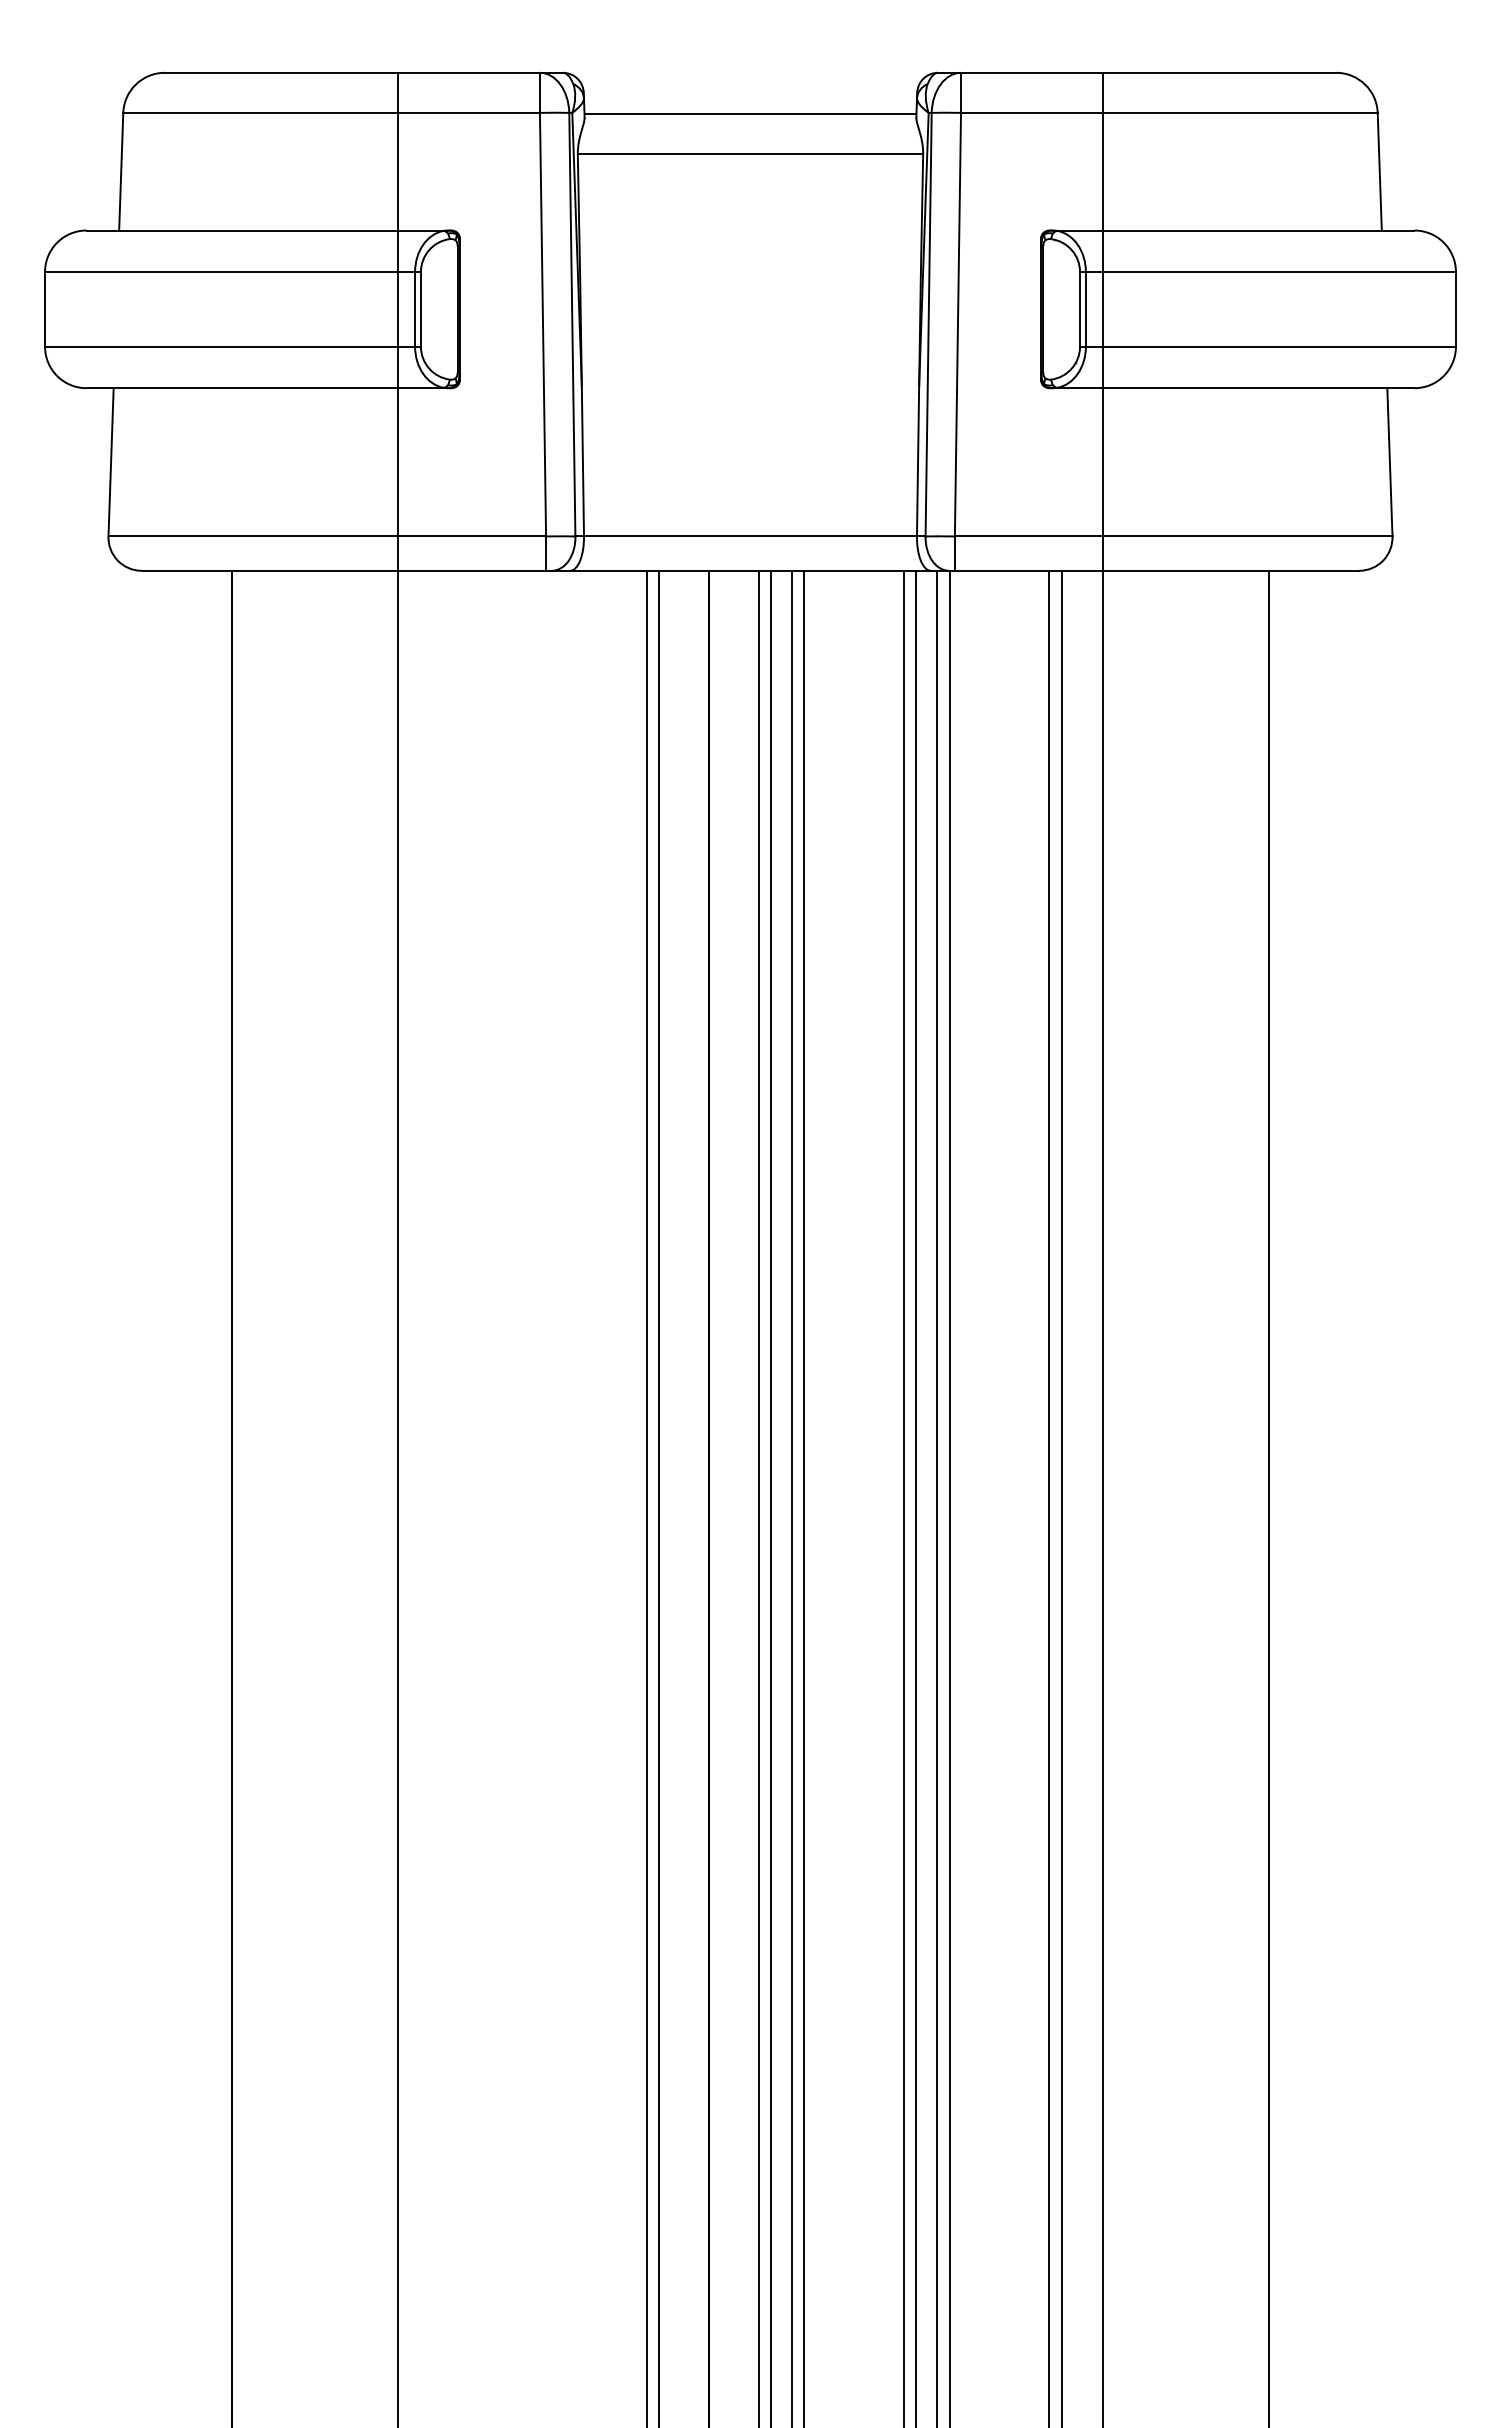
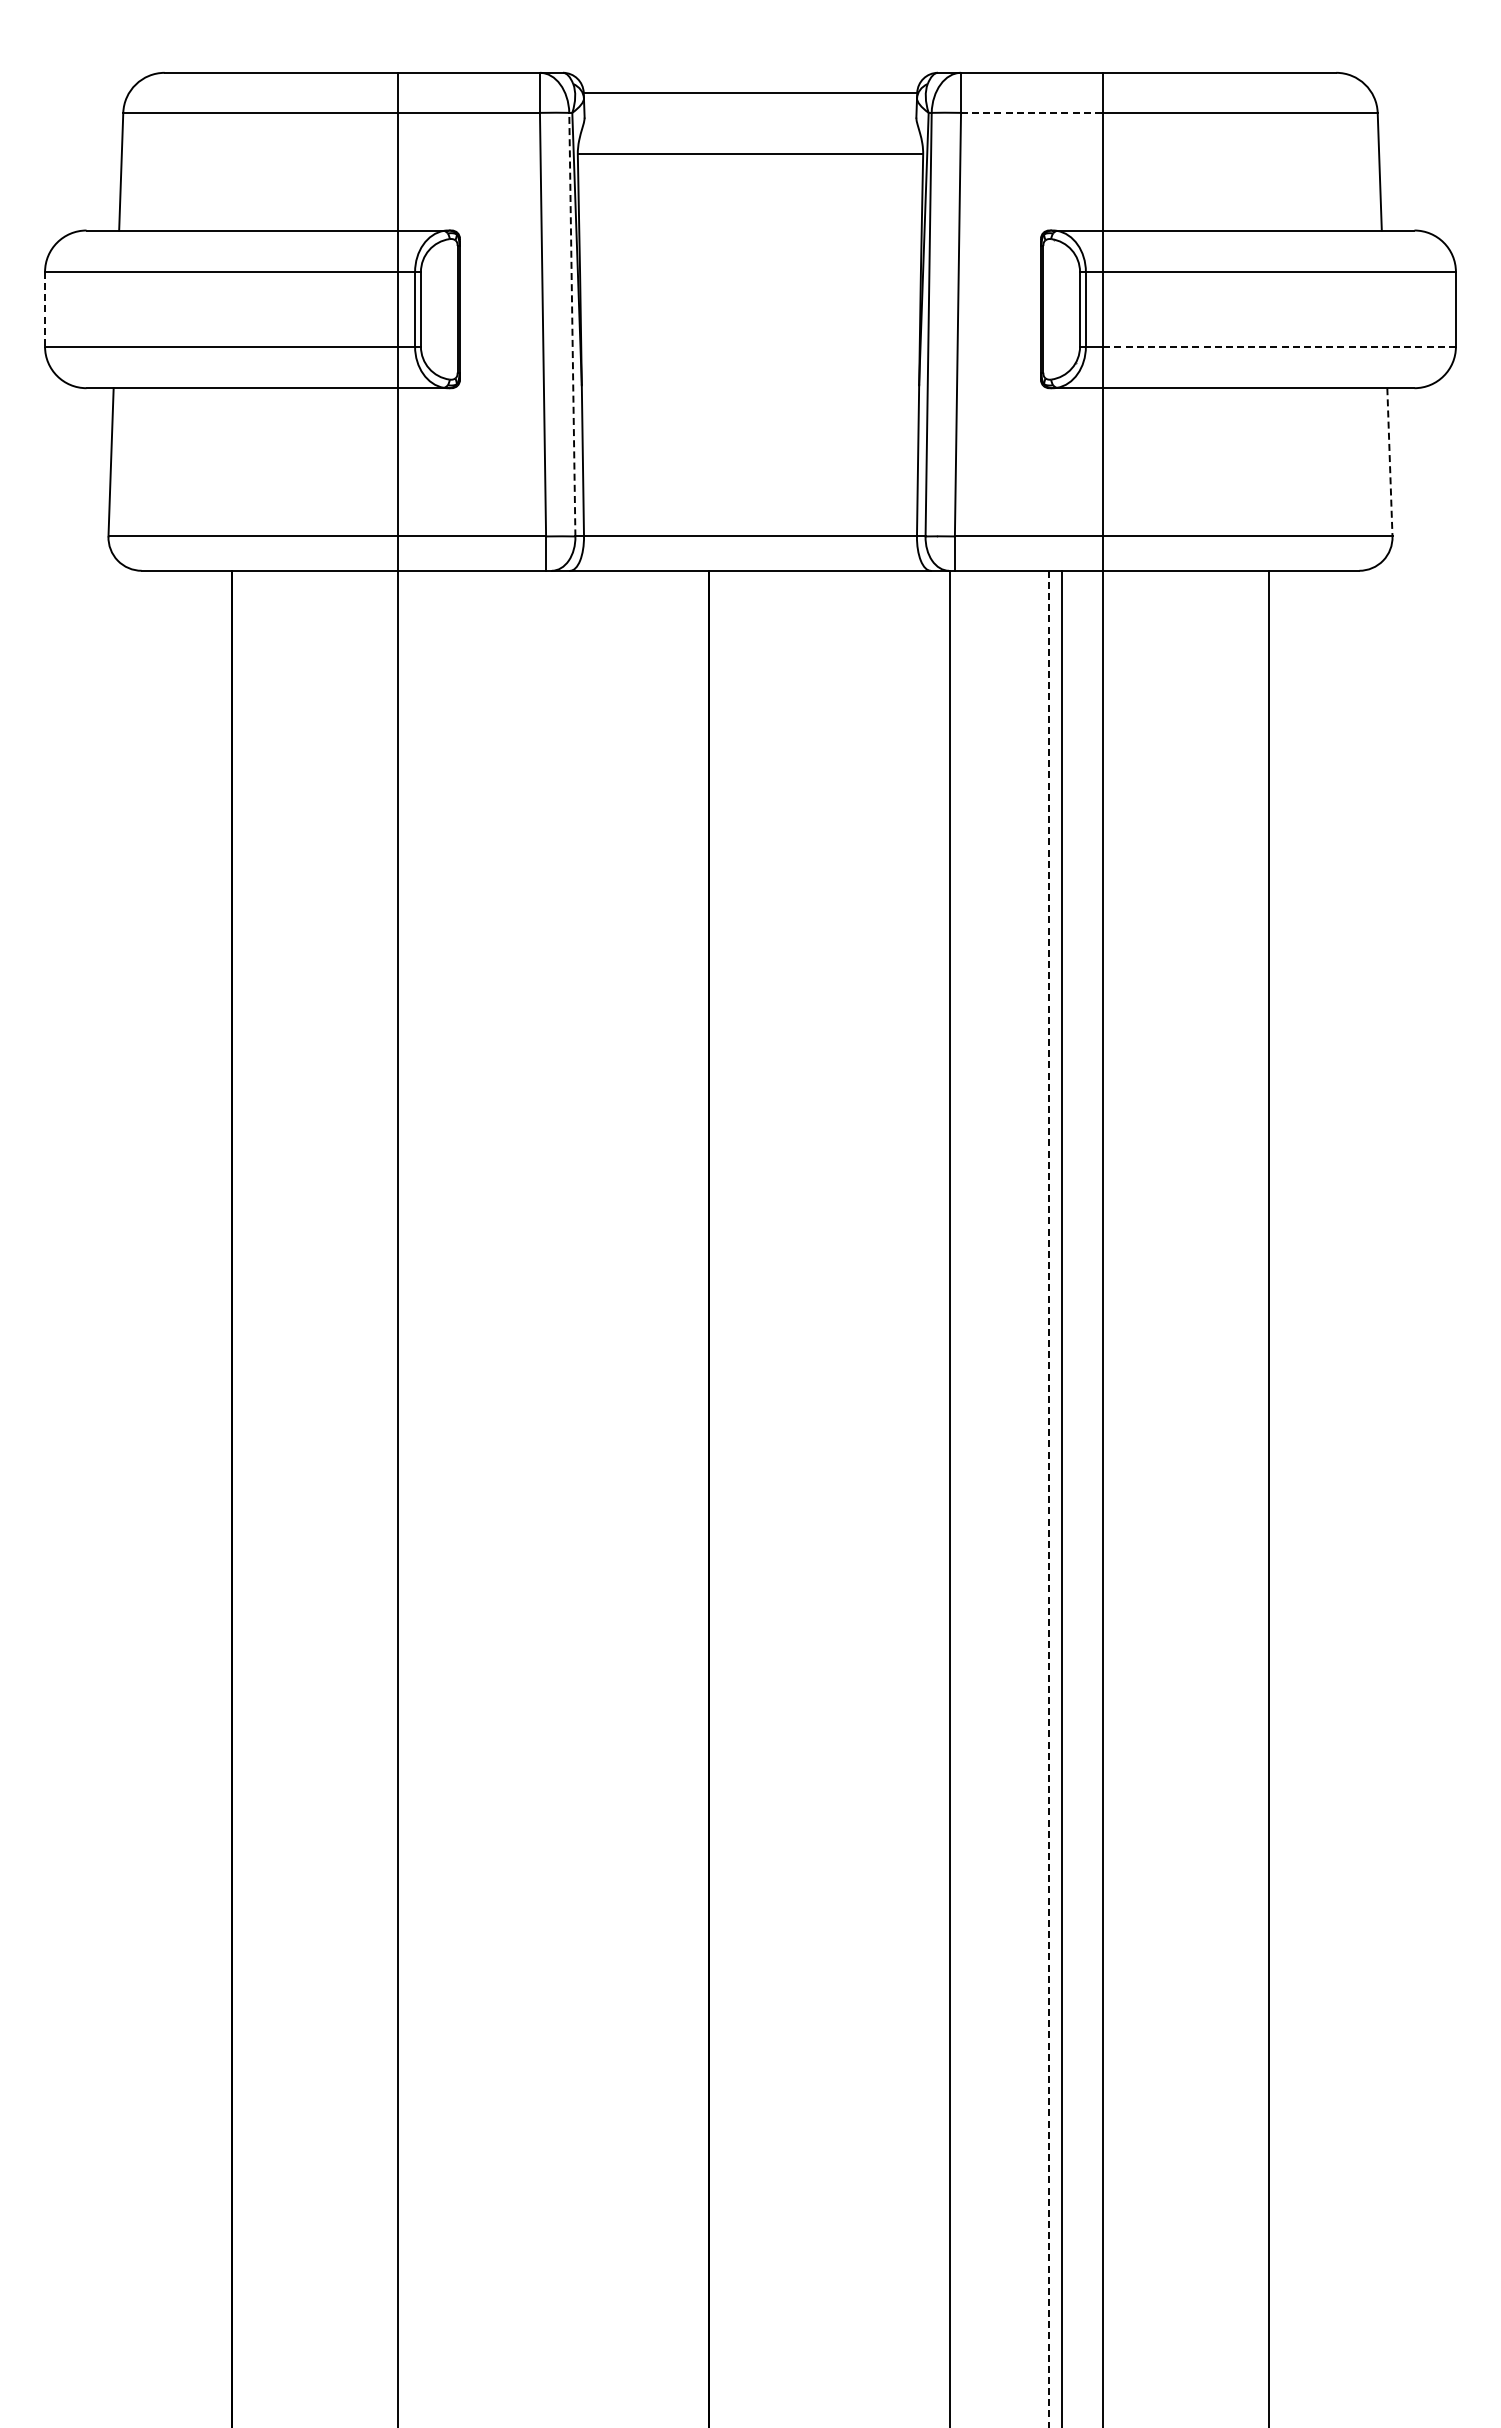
line: solid -> dashed (1032, 112)
line position: (750, 114) -> (750, 93) (750, 93)
line: solid -> dashed (45, 309)
line: solid -> dashed (572, 324)
line: solid -> dashed (1280, 346)
line: solid -> dashed (1389, 462)
line: present -> none (646, 1497)
line: present -> none (659, 1497)
line: present -> none (758, 1497)
line: present -> none (771, 1497)
line: present -> none (792, 1497)
line: present -> none (804, 1497)
line: present -> none (904, 1497)
line: present -> none (916, 1497)
line: present -> none (937, 1497)
line: solid -> dashed (1049, 1499)
